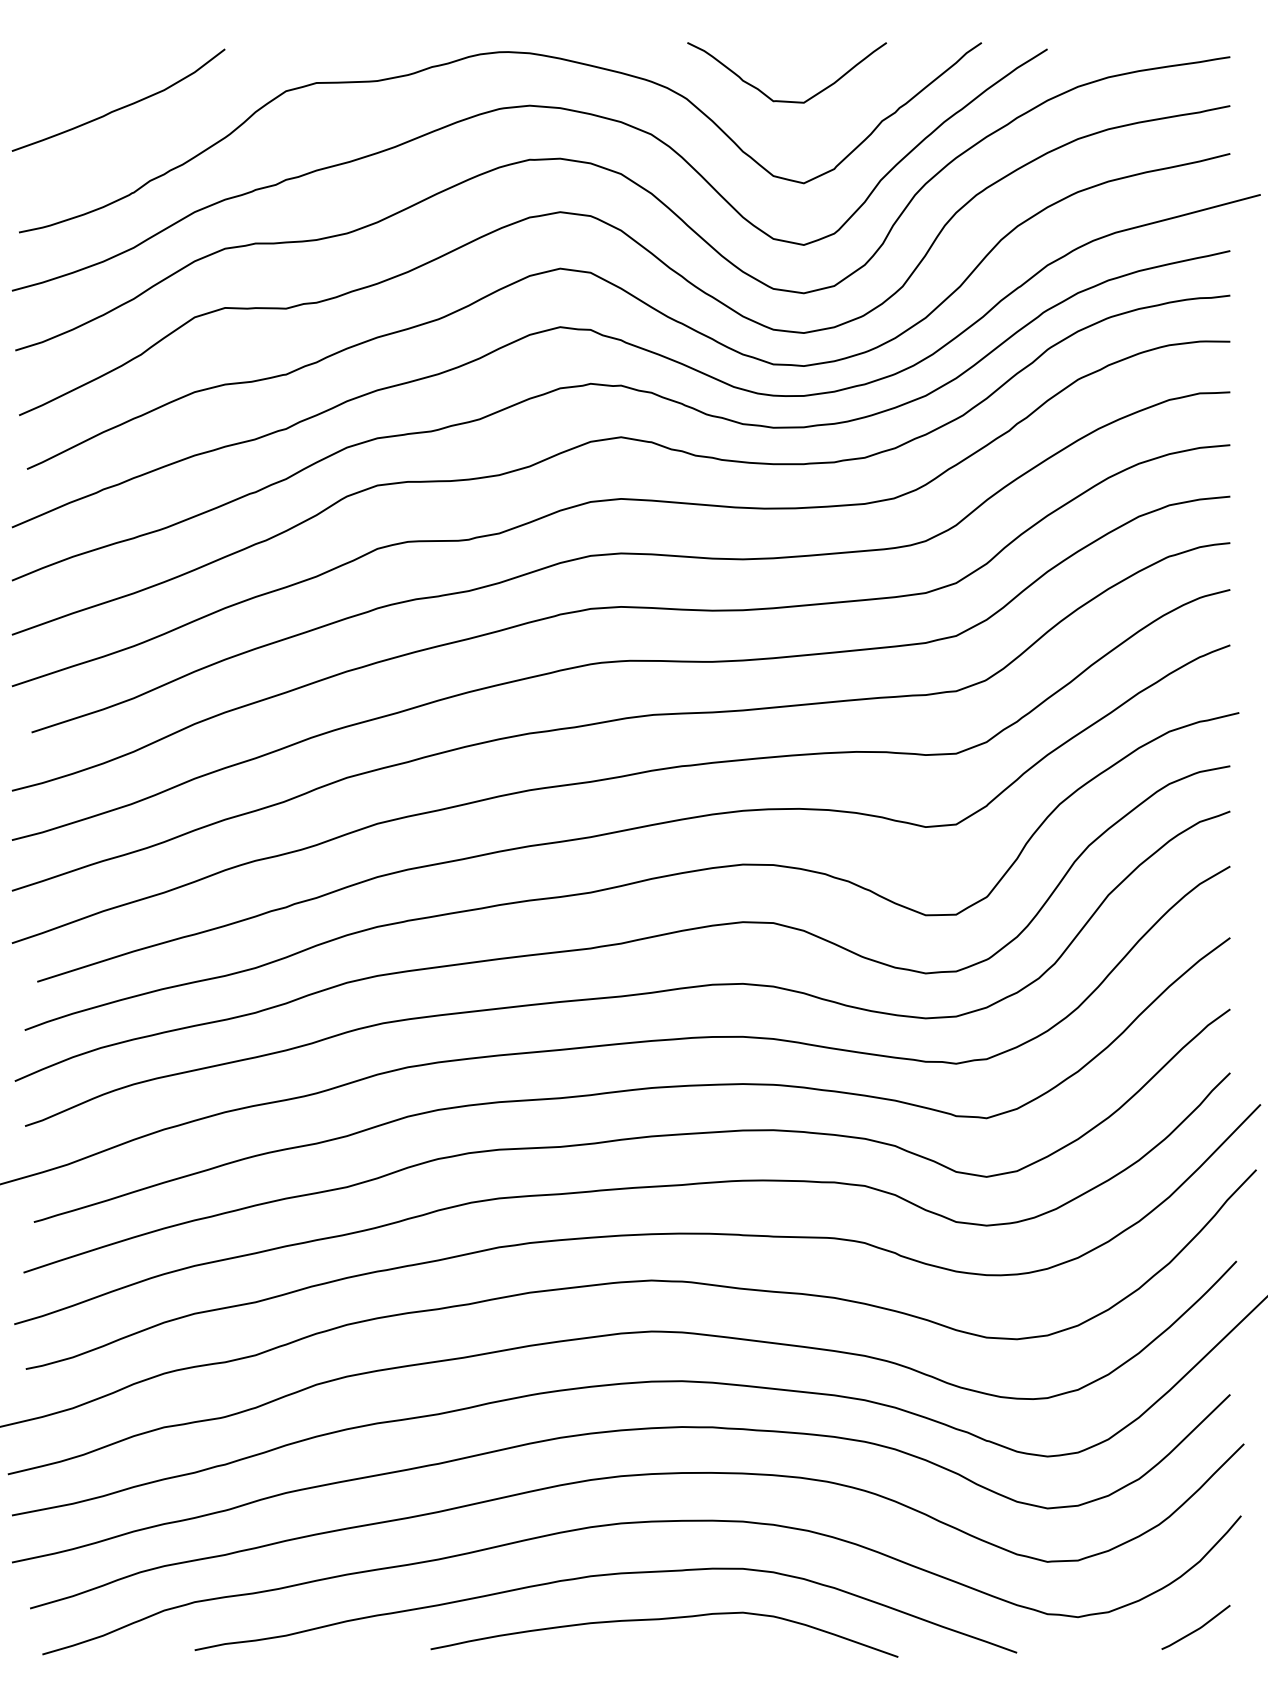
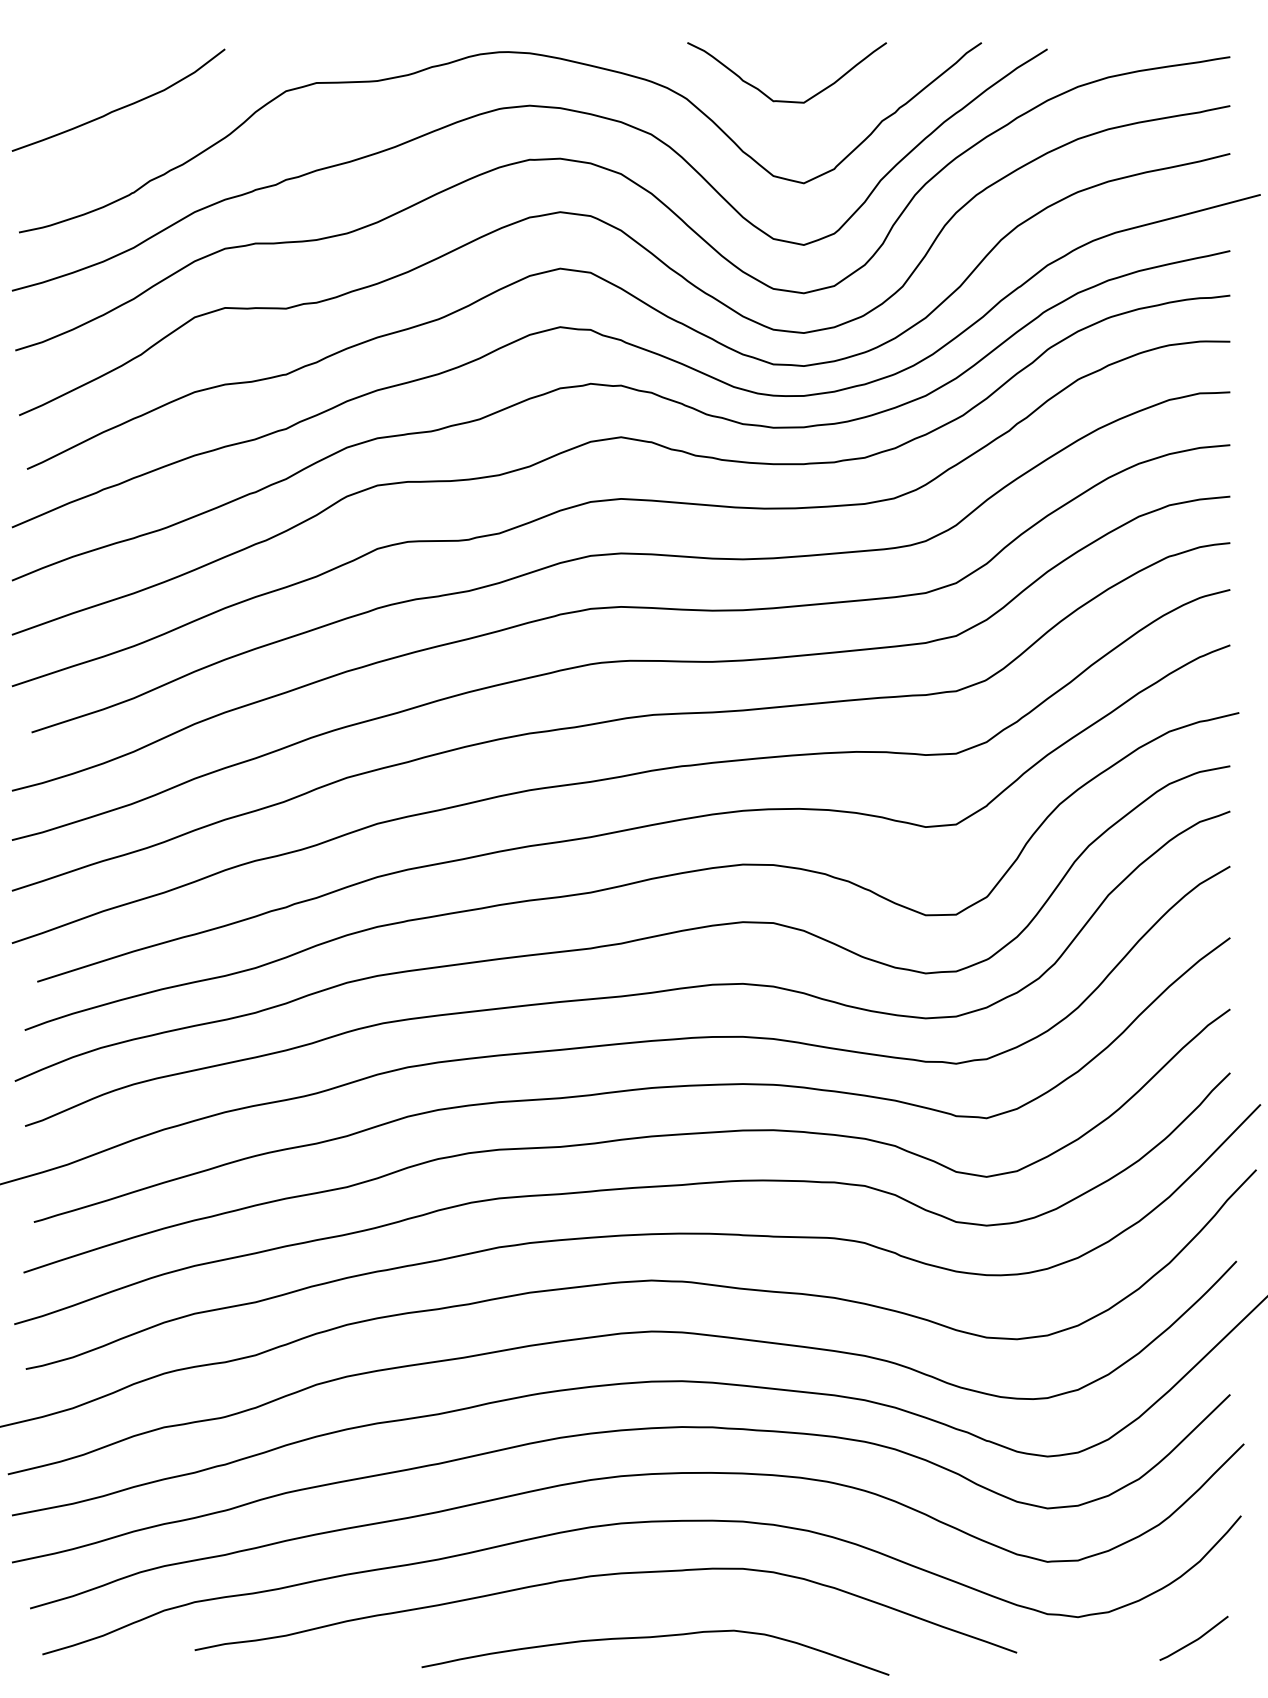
curve position: (659, 1620) -> (650, 1638) (650, 1638)
line position: (1197, 1628) -> (1195, 1639) (1195, 1639)
